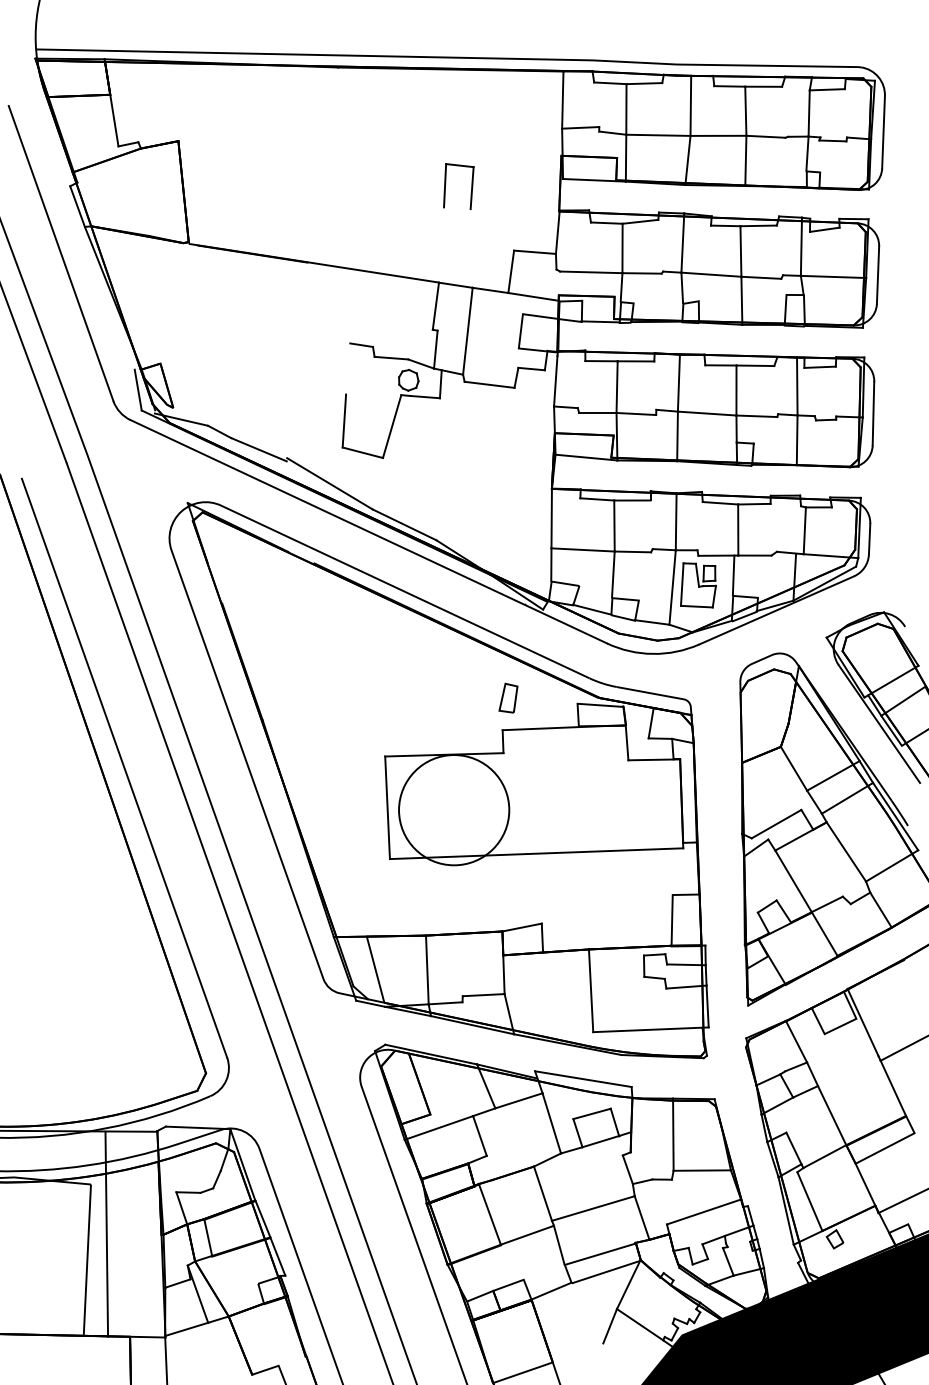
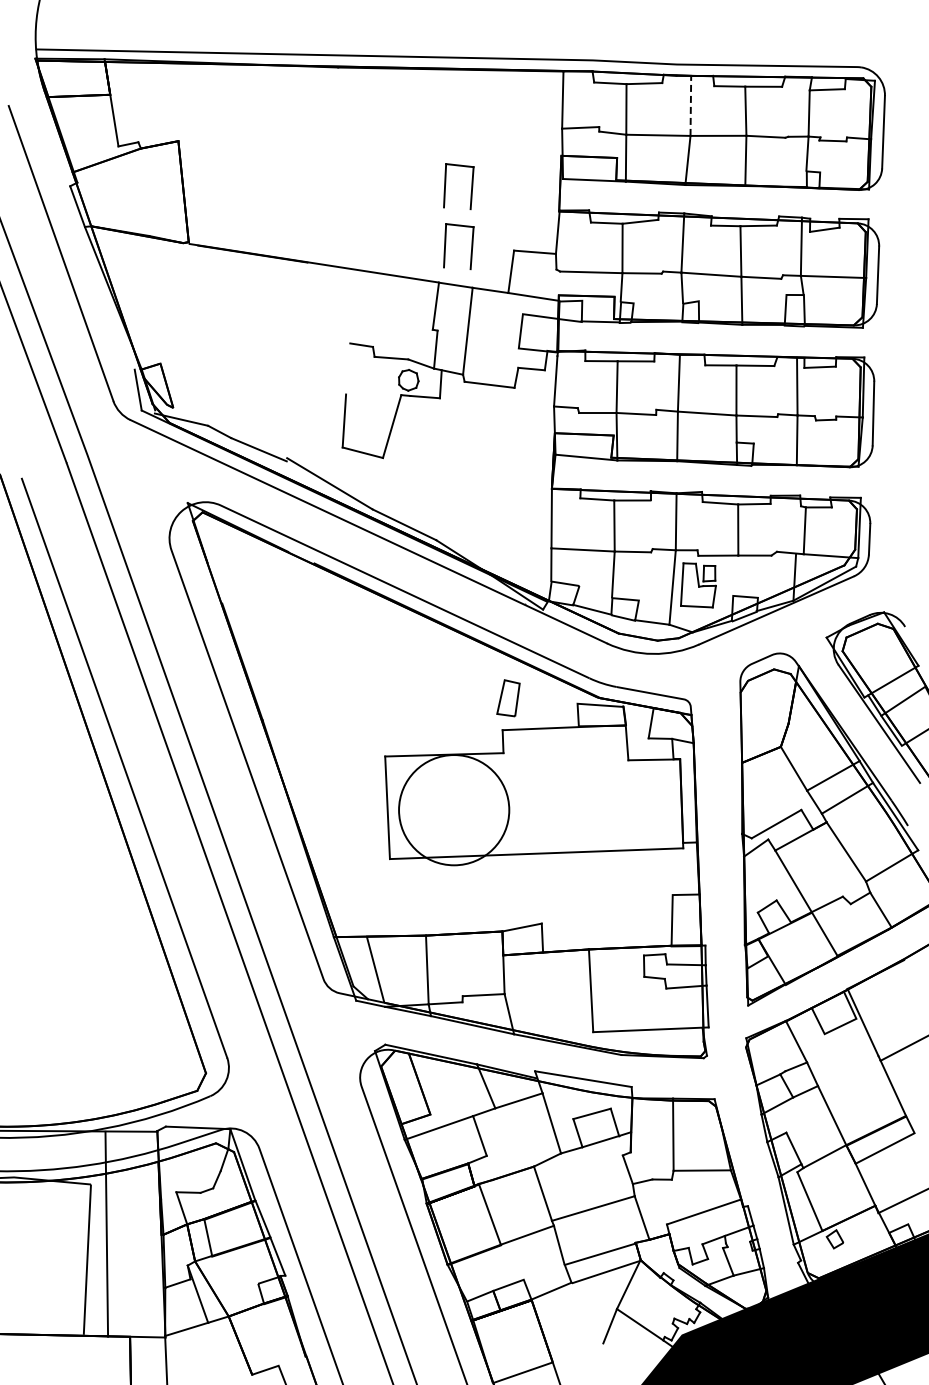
line: solid -> dashed (690, 105)
part: none -> present (446, 243)
line: present -> none (733, 575)
part size: 21x32 px -> 25x39 px (508, 698)
